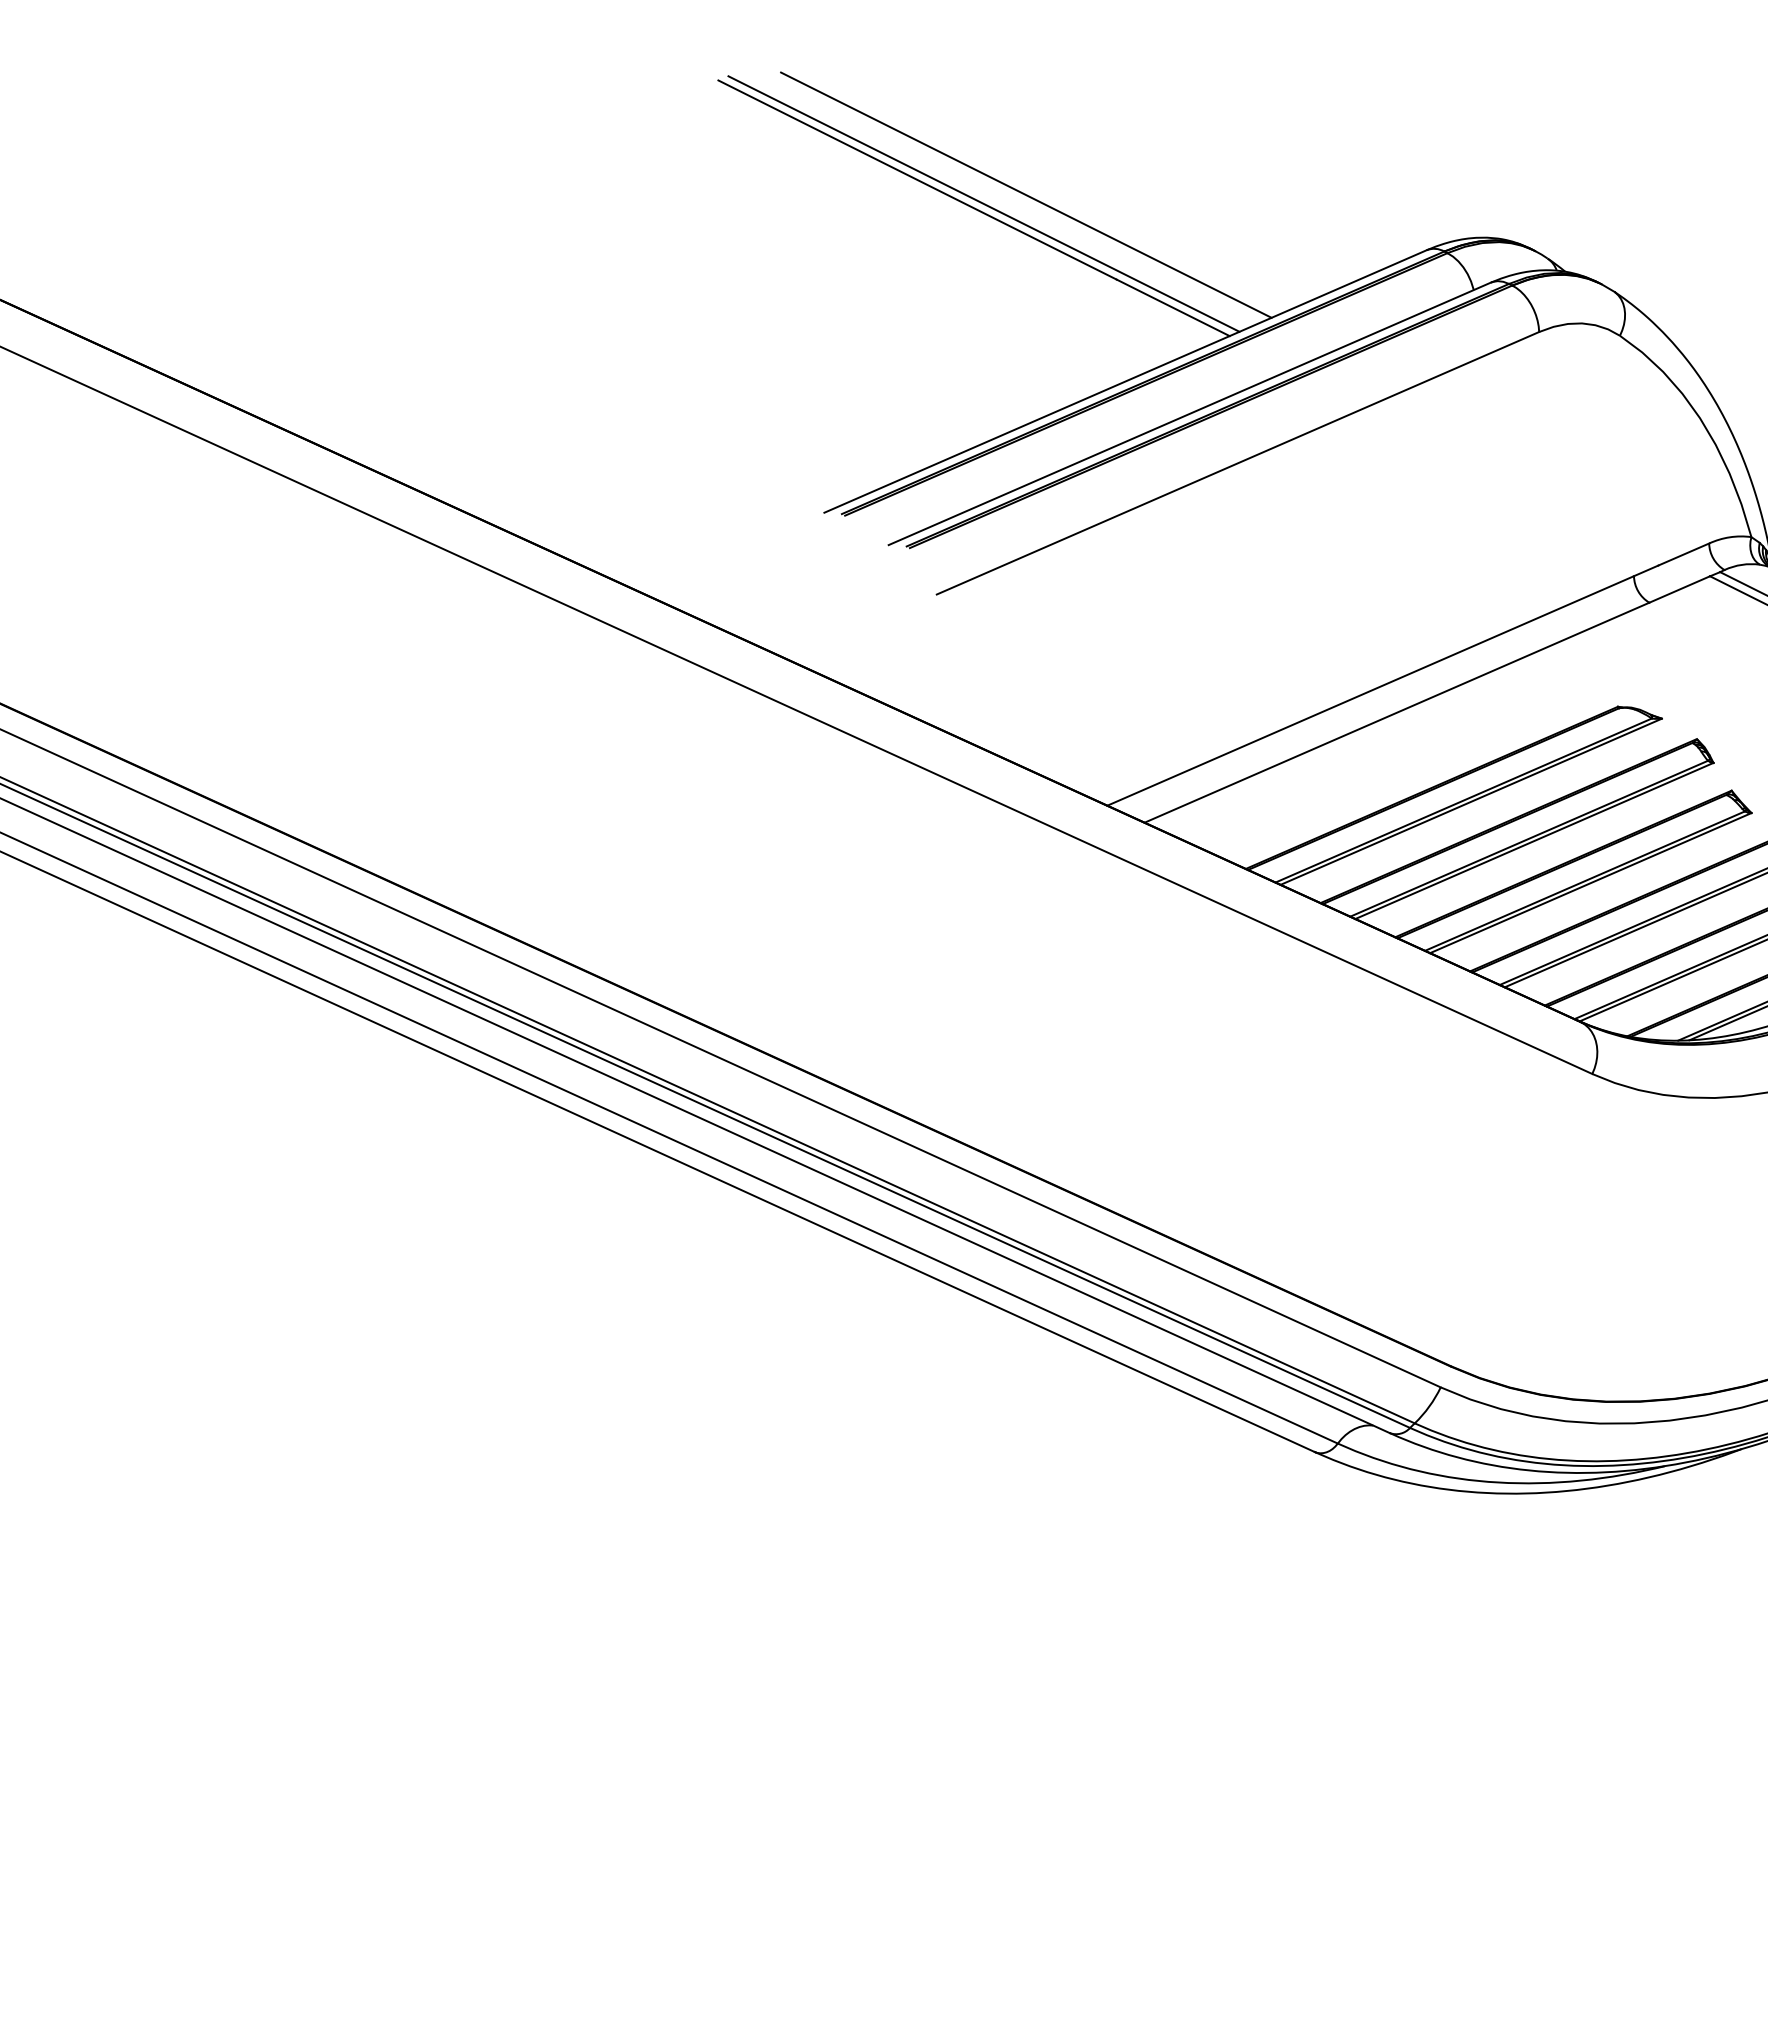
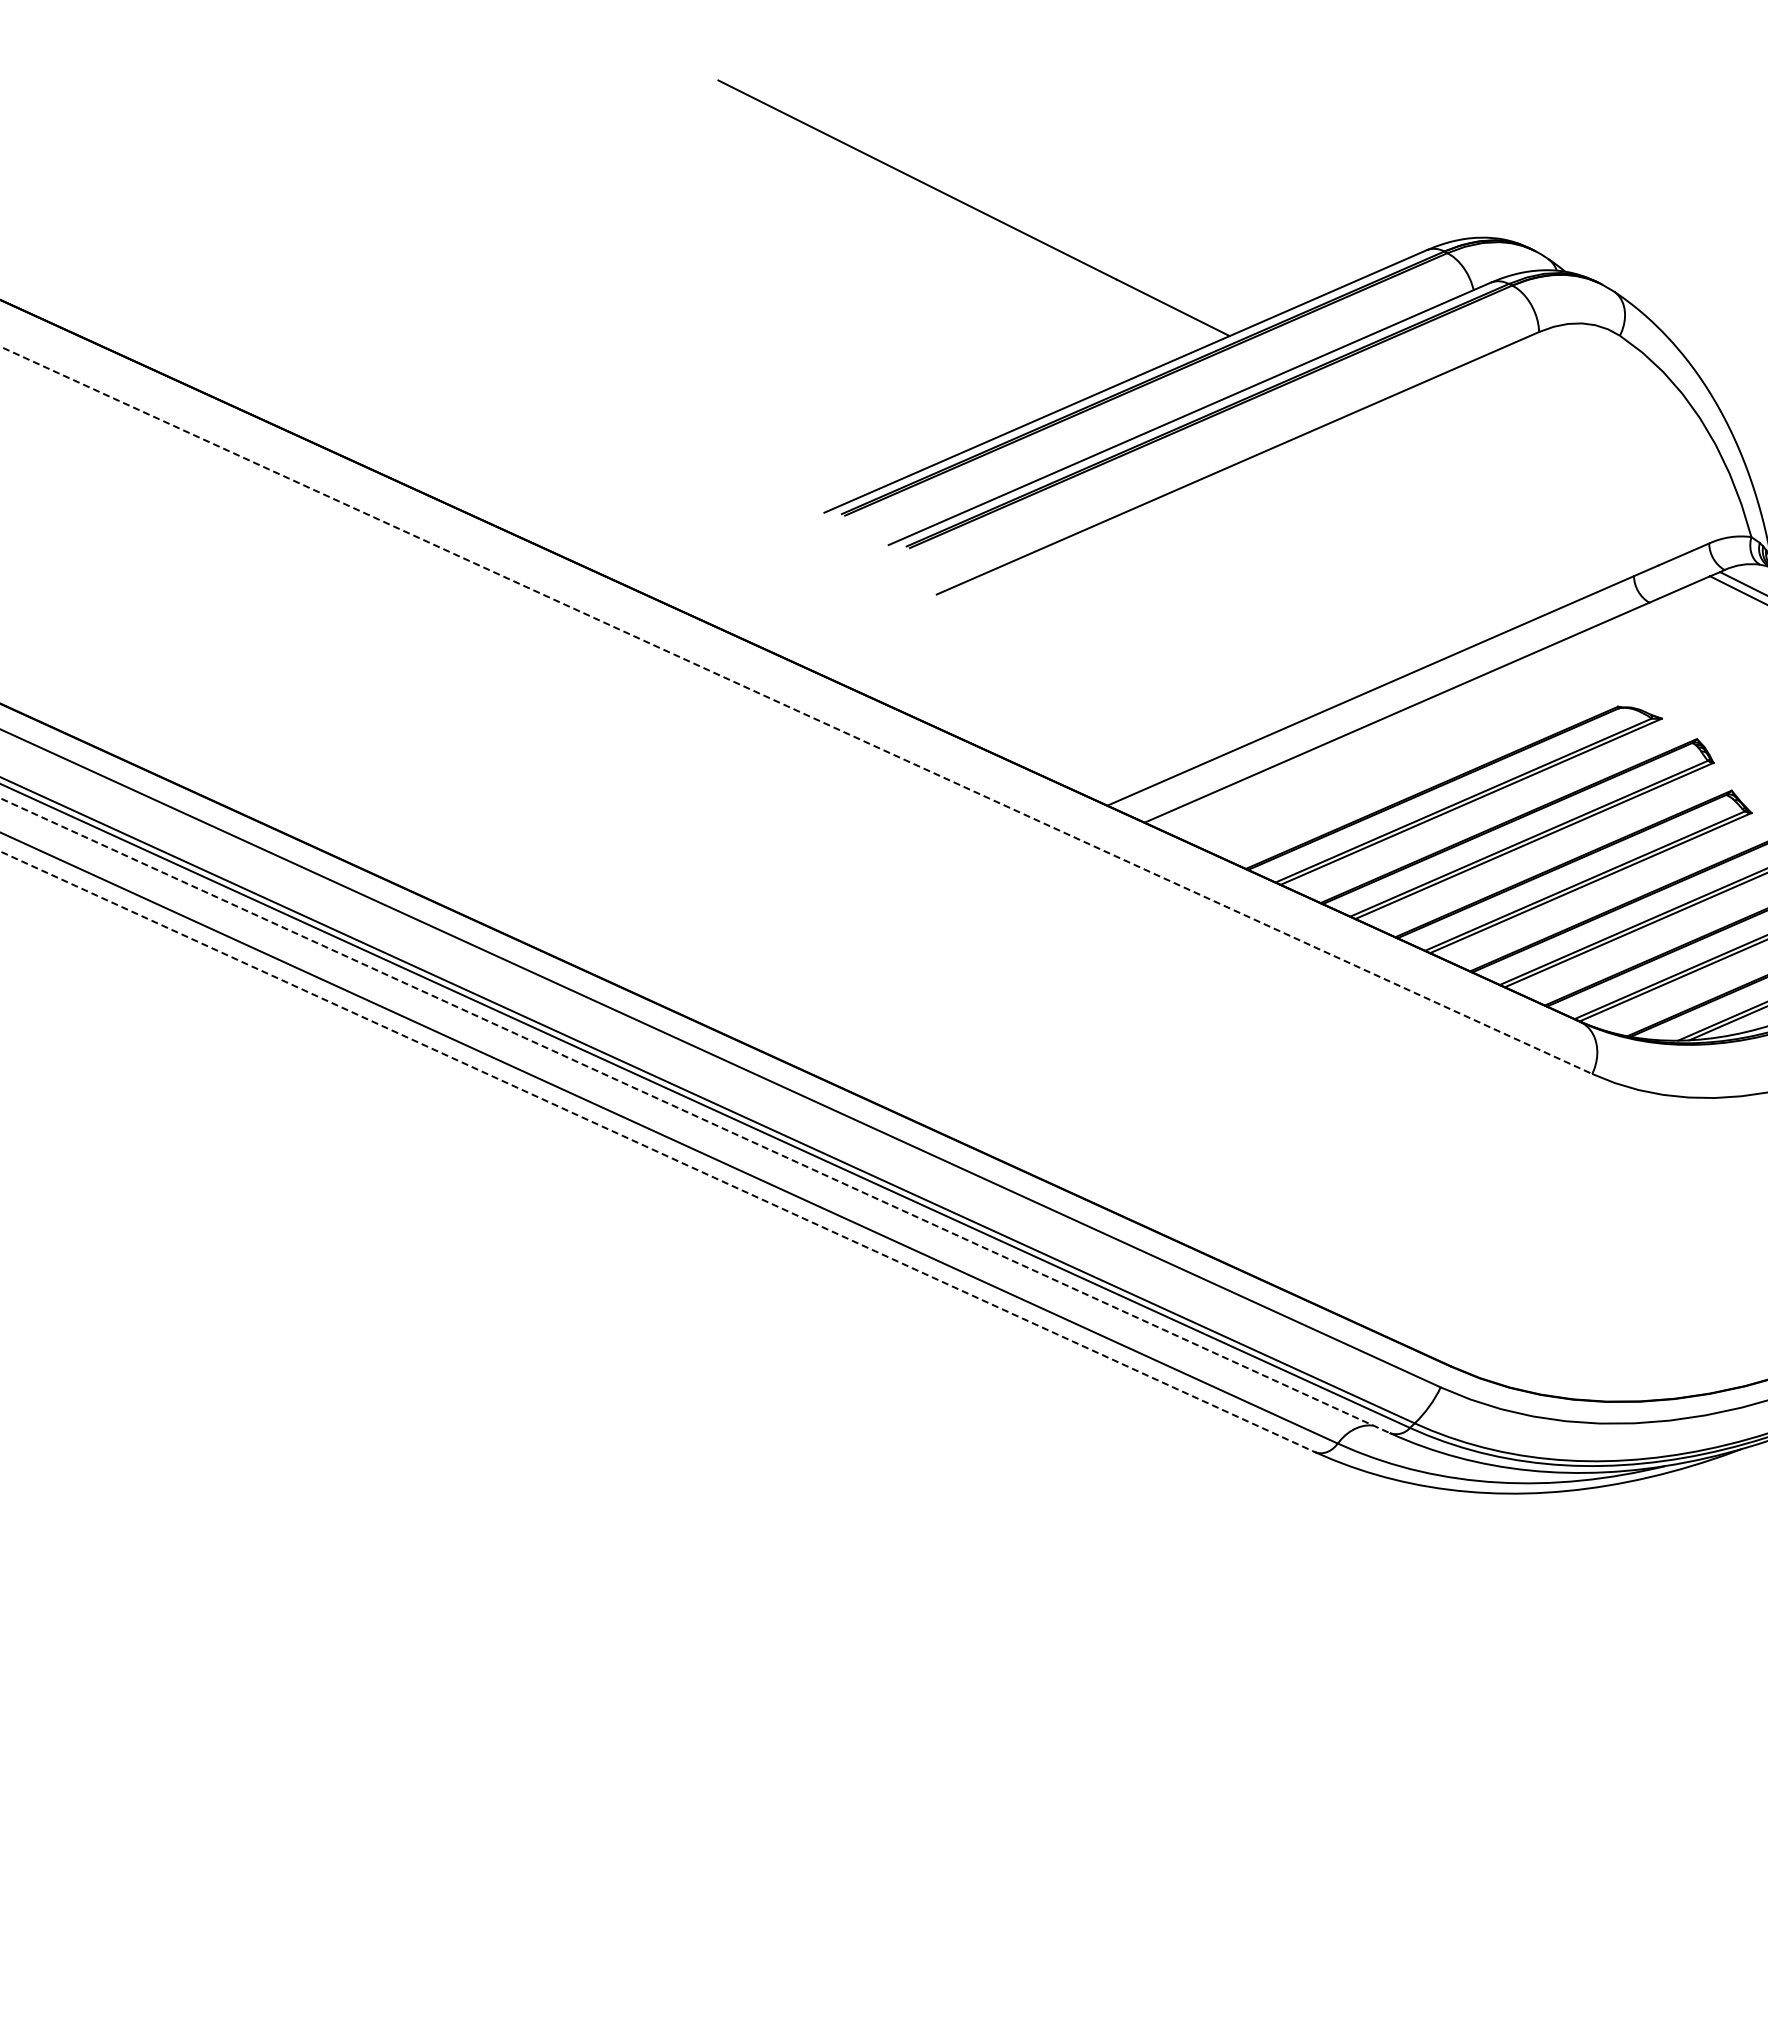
line: present -> none (1026, 194)
line: present -> none (983, 203)
line: solid -> dashed (796, 710)
line: solid -> dashed (695, 1115)
line: solid -> dashed (658, 1152)
